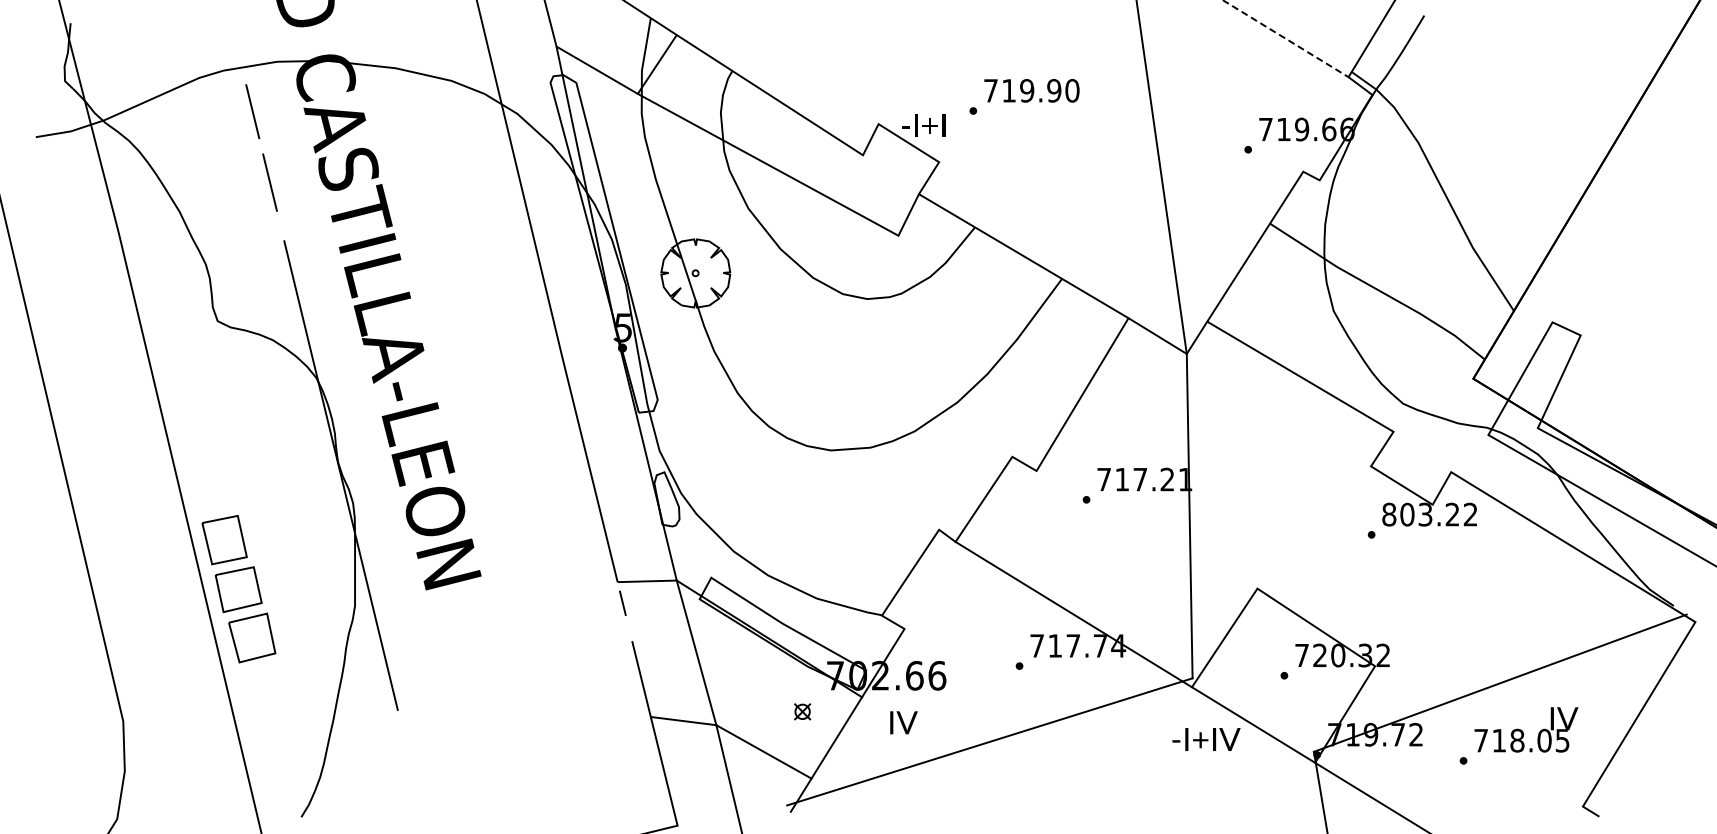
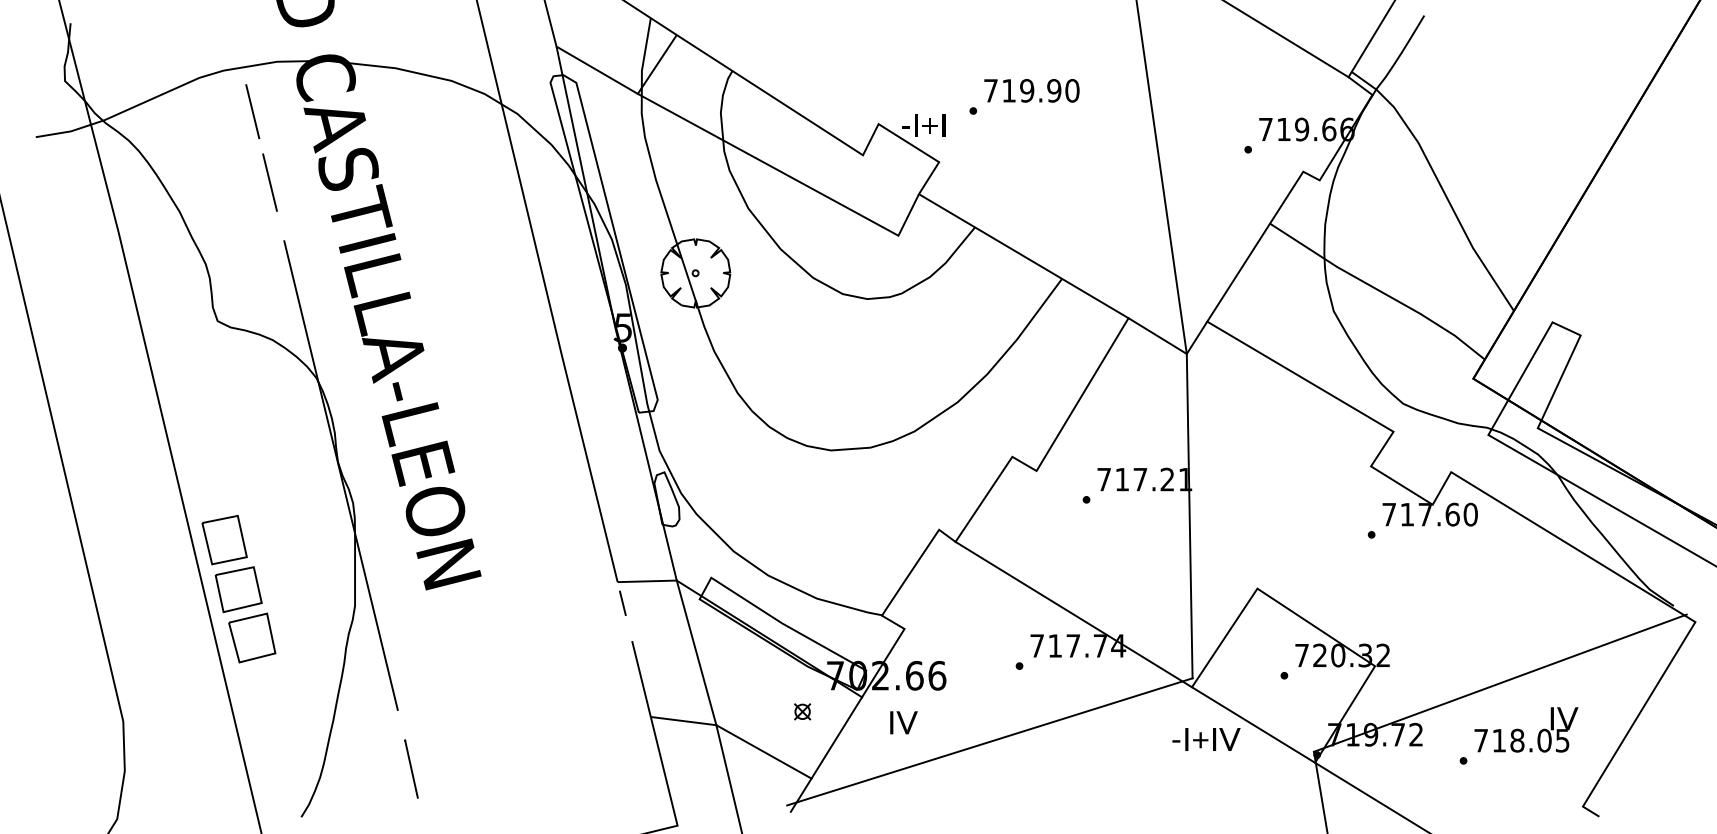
line: dashed -> solid (1285, 38)
text: 803.22 -> 717.60 (1429, 514)
line: none -> present (411, 768)
